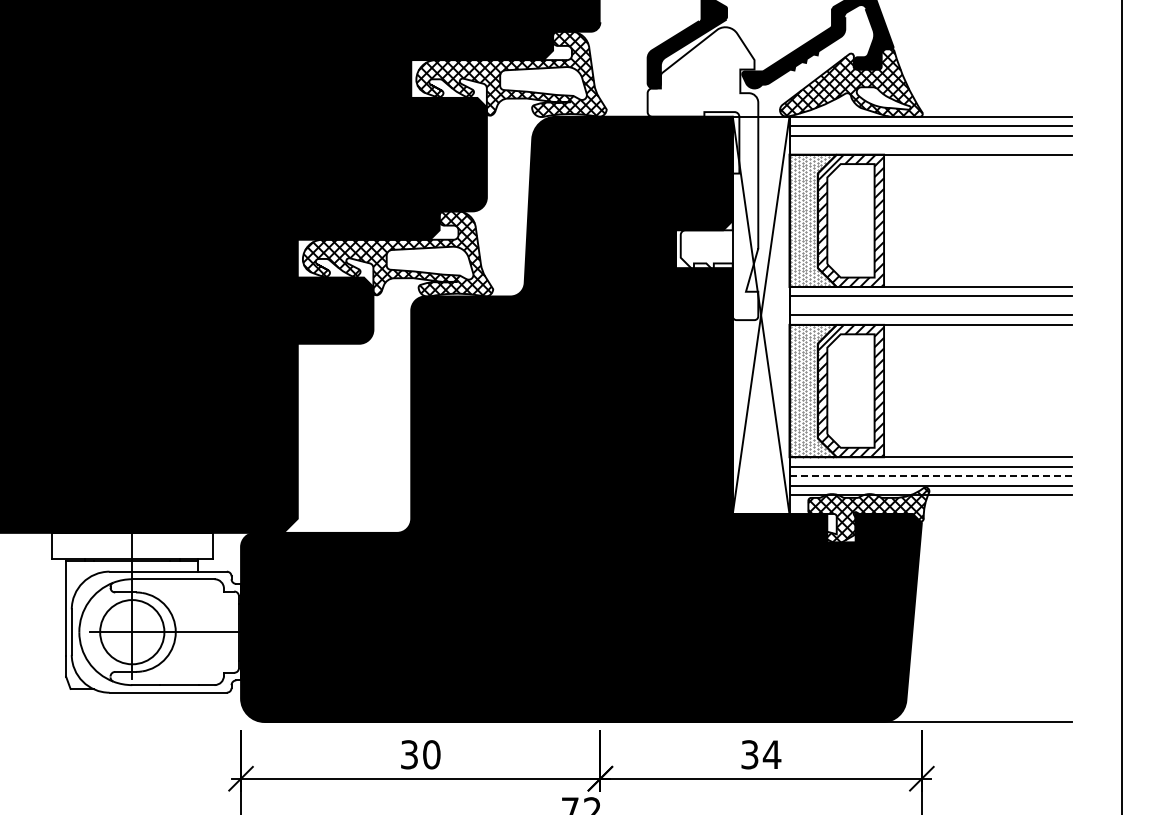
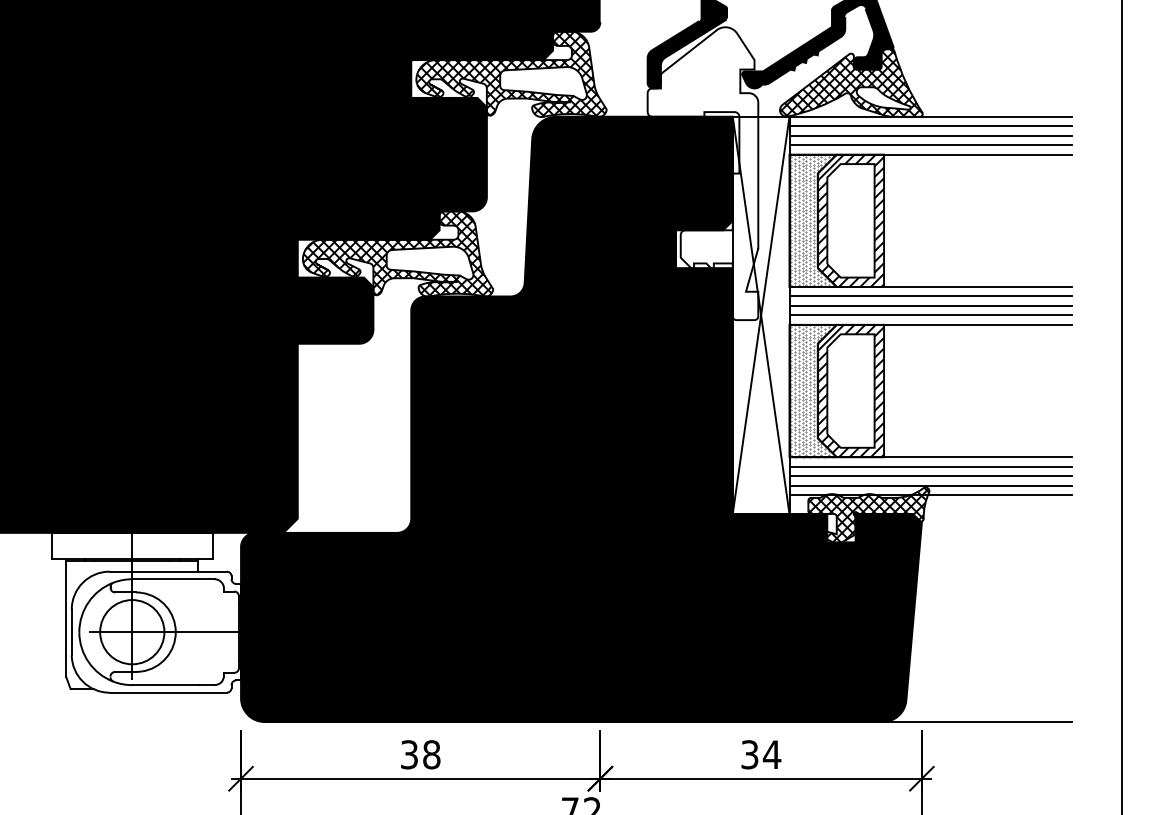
line: none -> present (930, 145)
line: none -> present (930, 305)
line: dashed -> solid (931, 476)
text: 30 -> 38 (431, 754)
